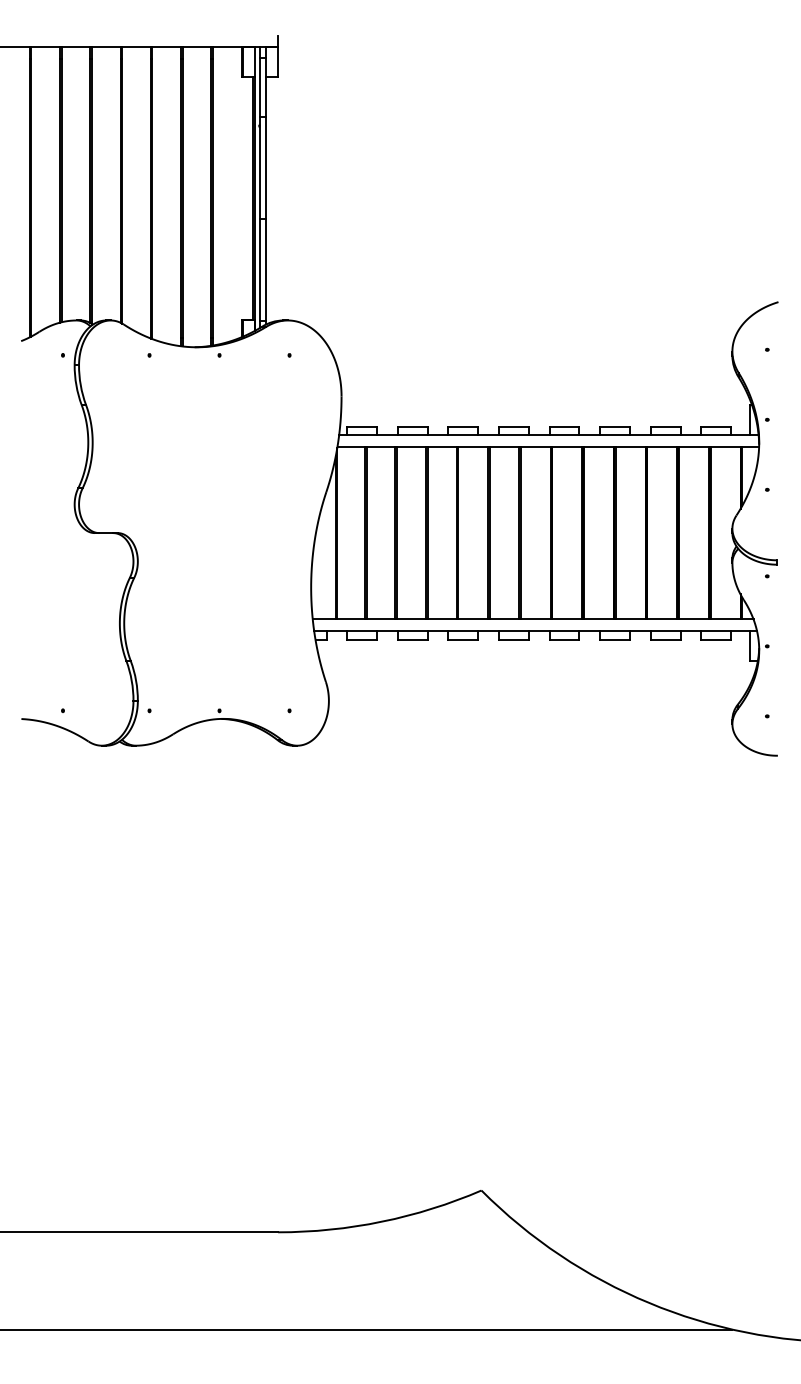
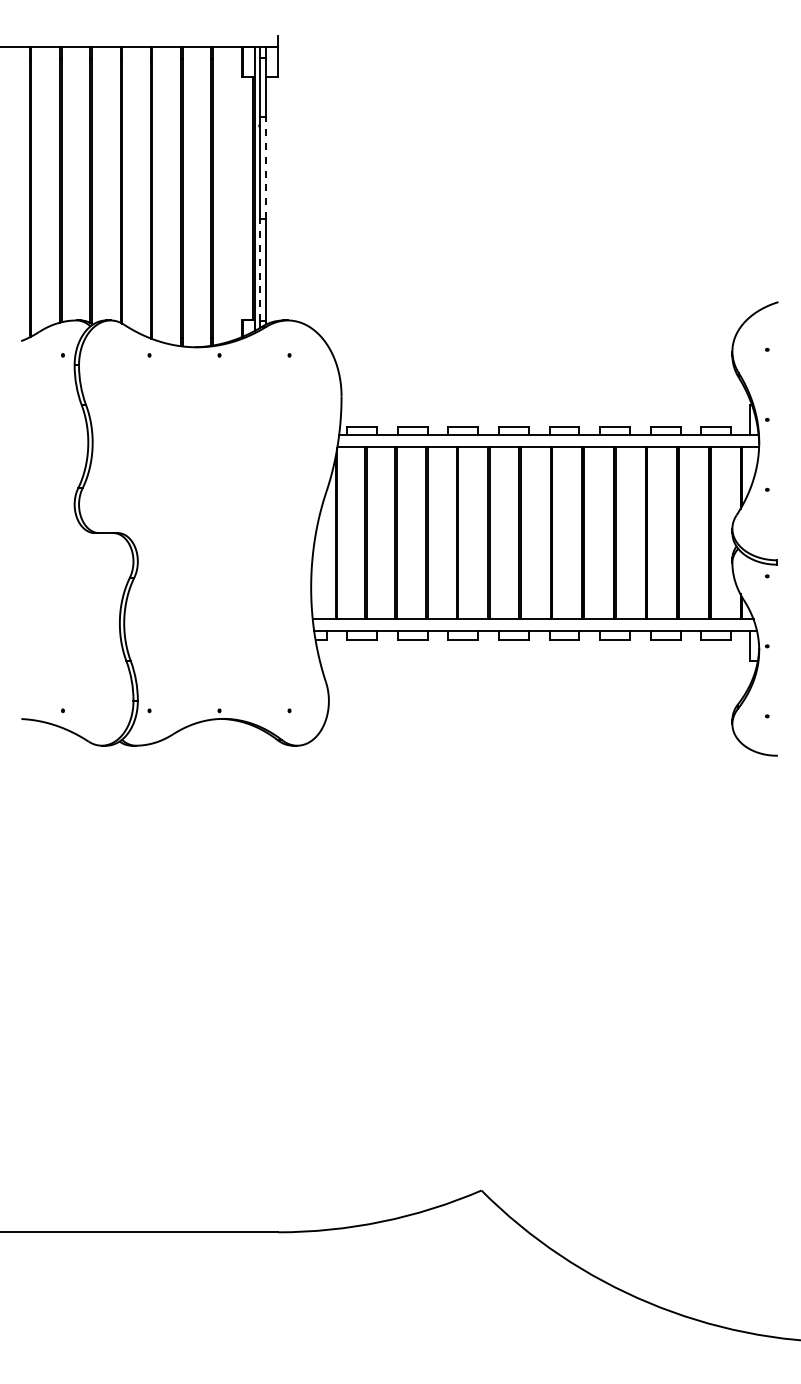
line: solid -> dashed (266, 168)
line: solid -> dashed (260, 270)
line: present -> none (367, 1329)
